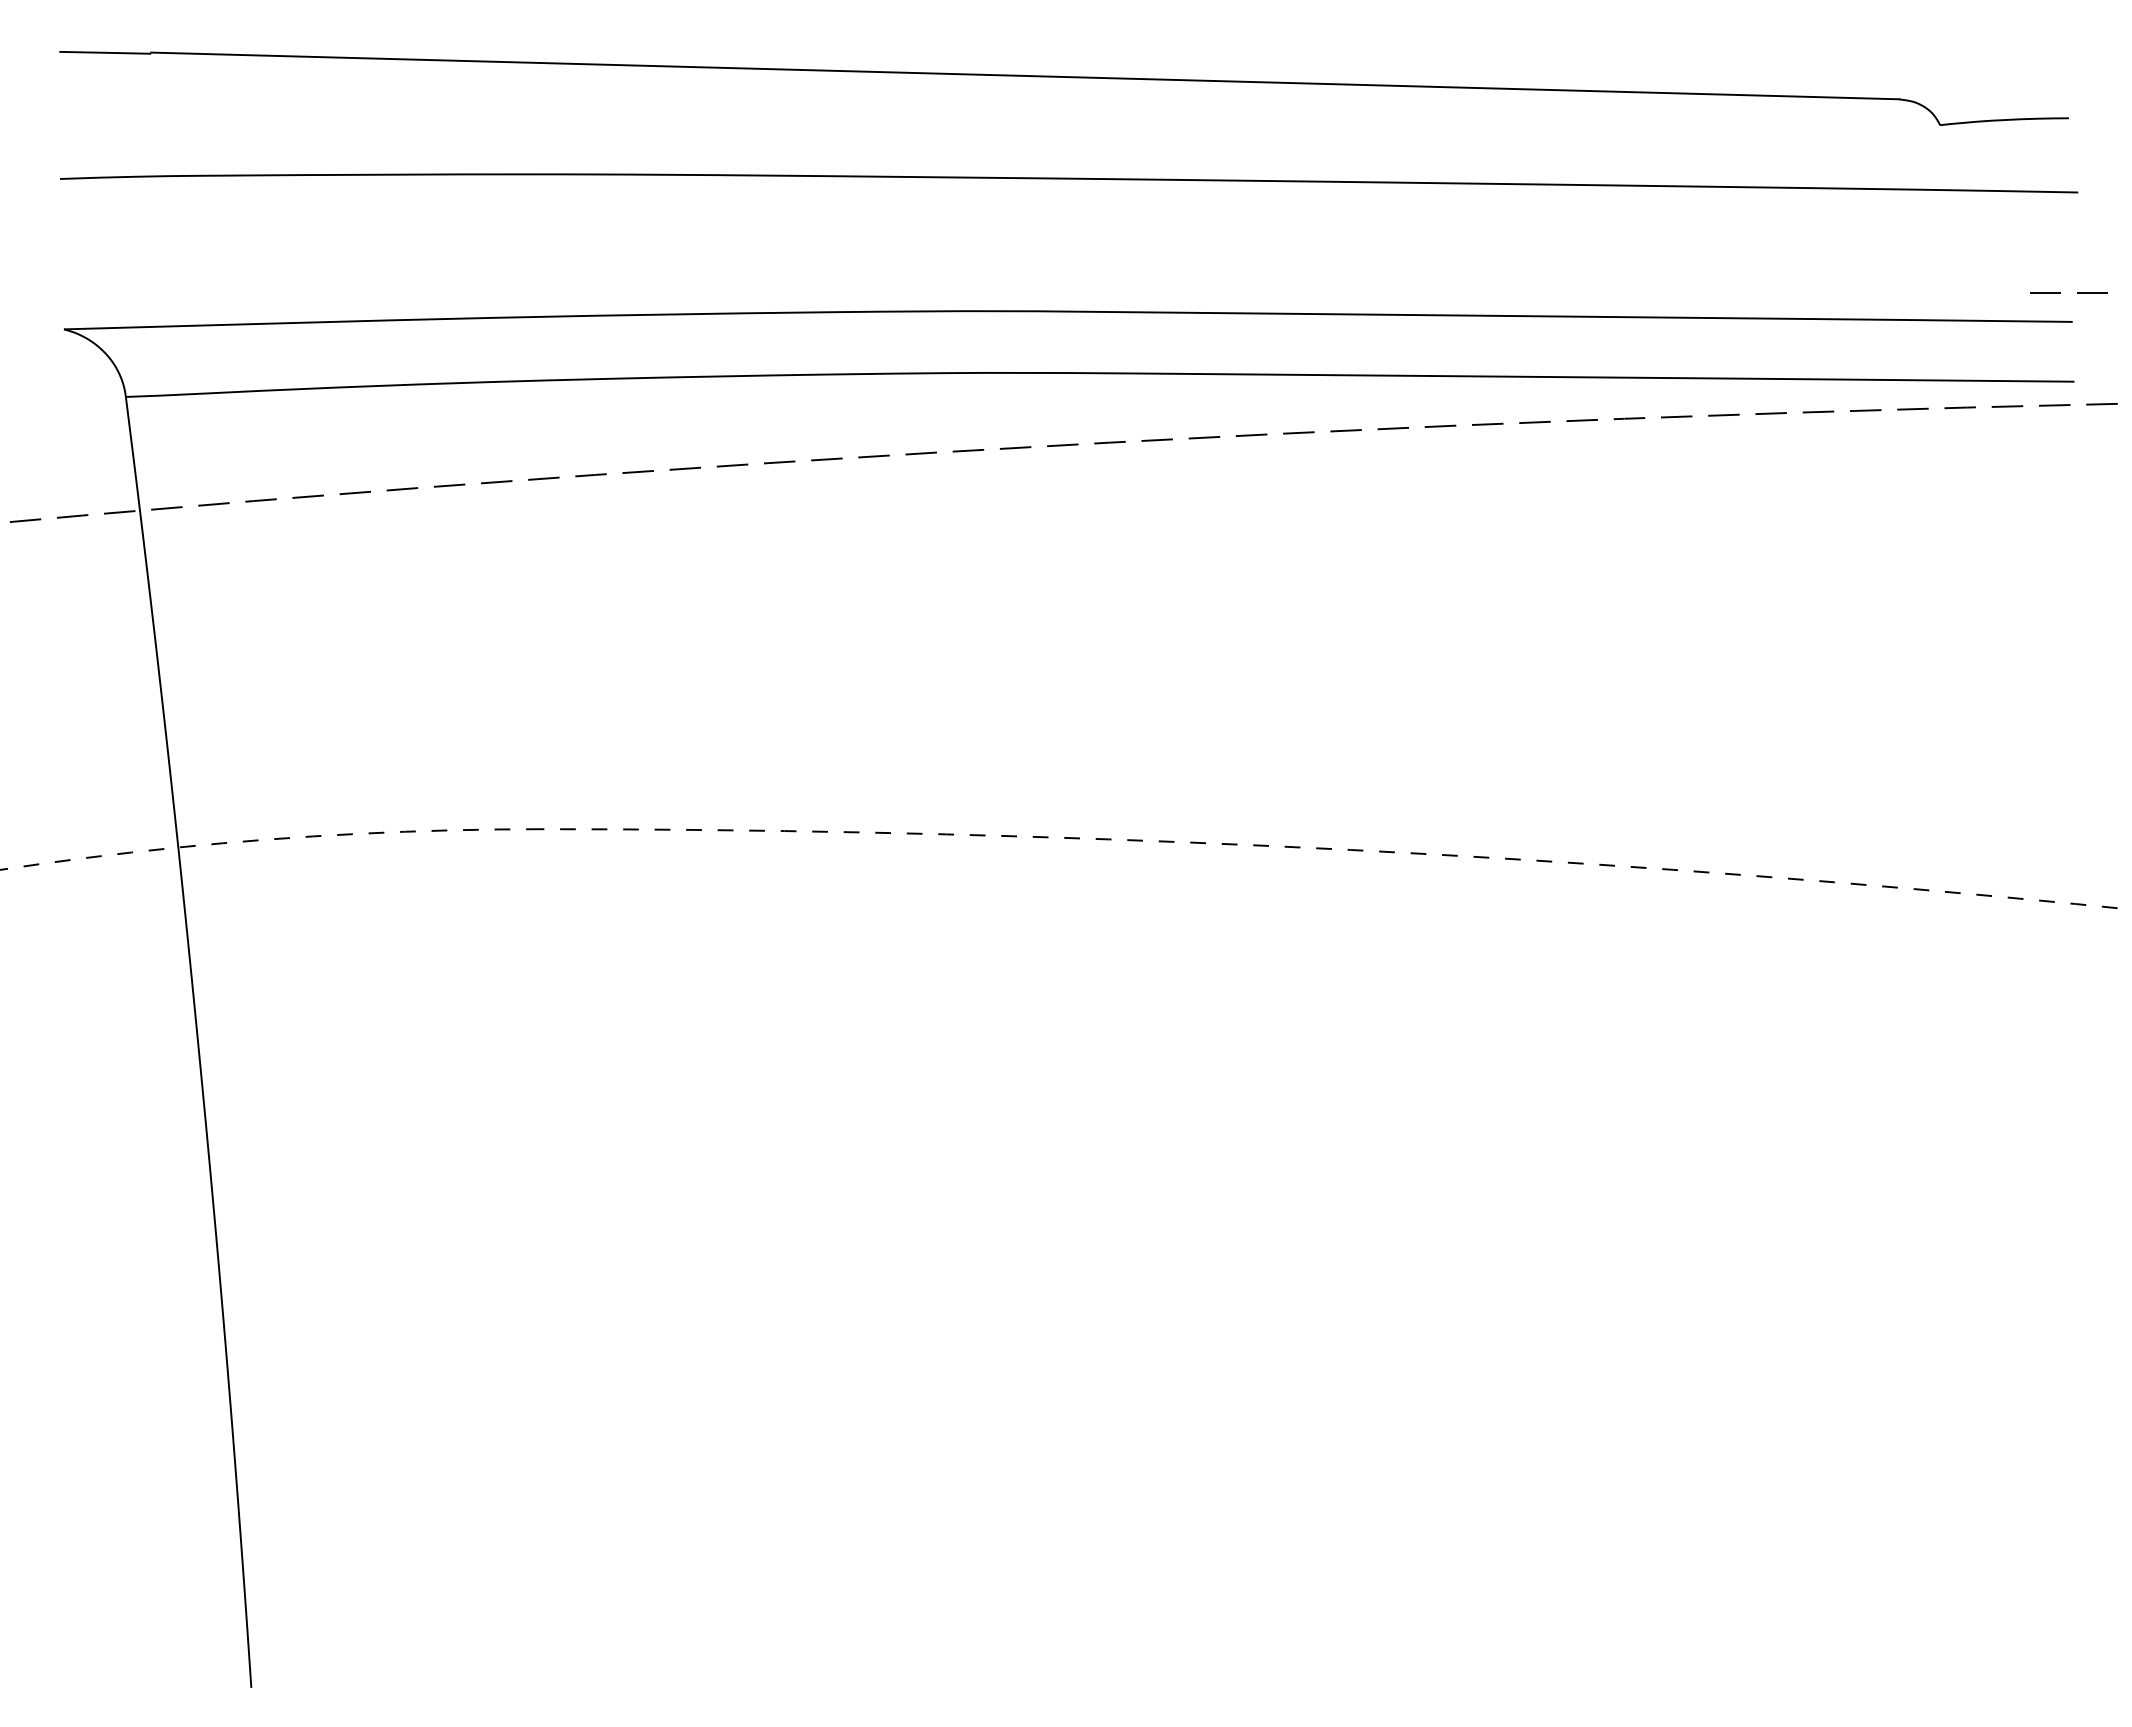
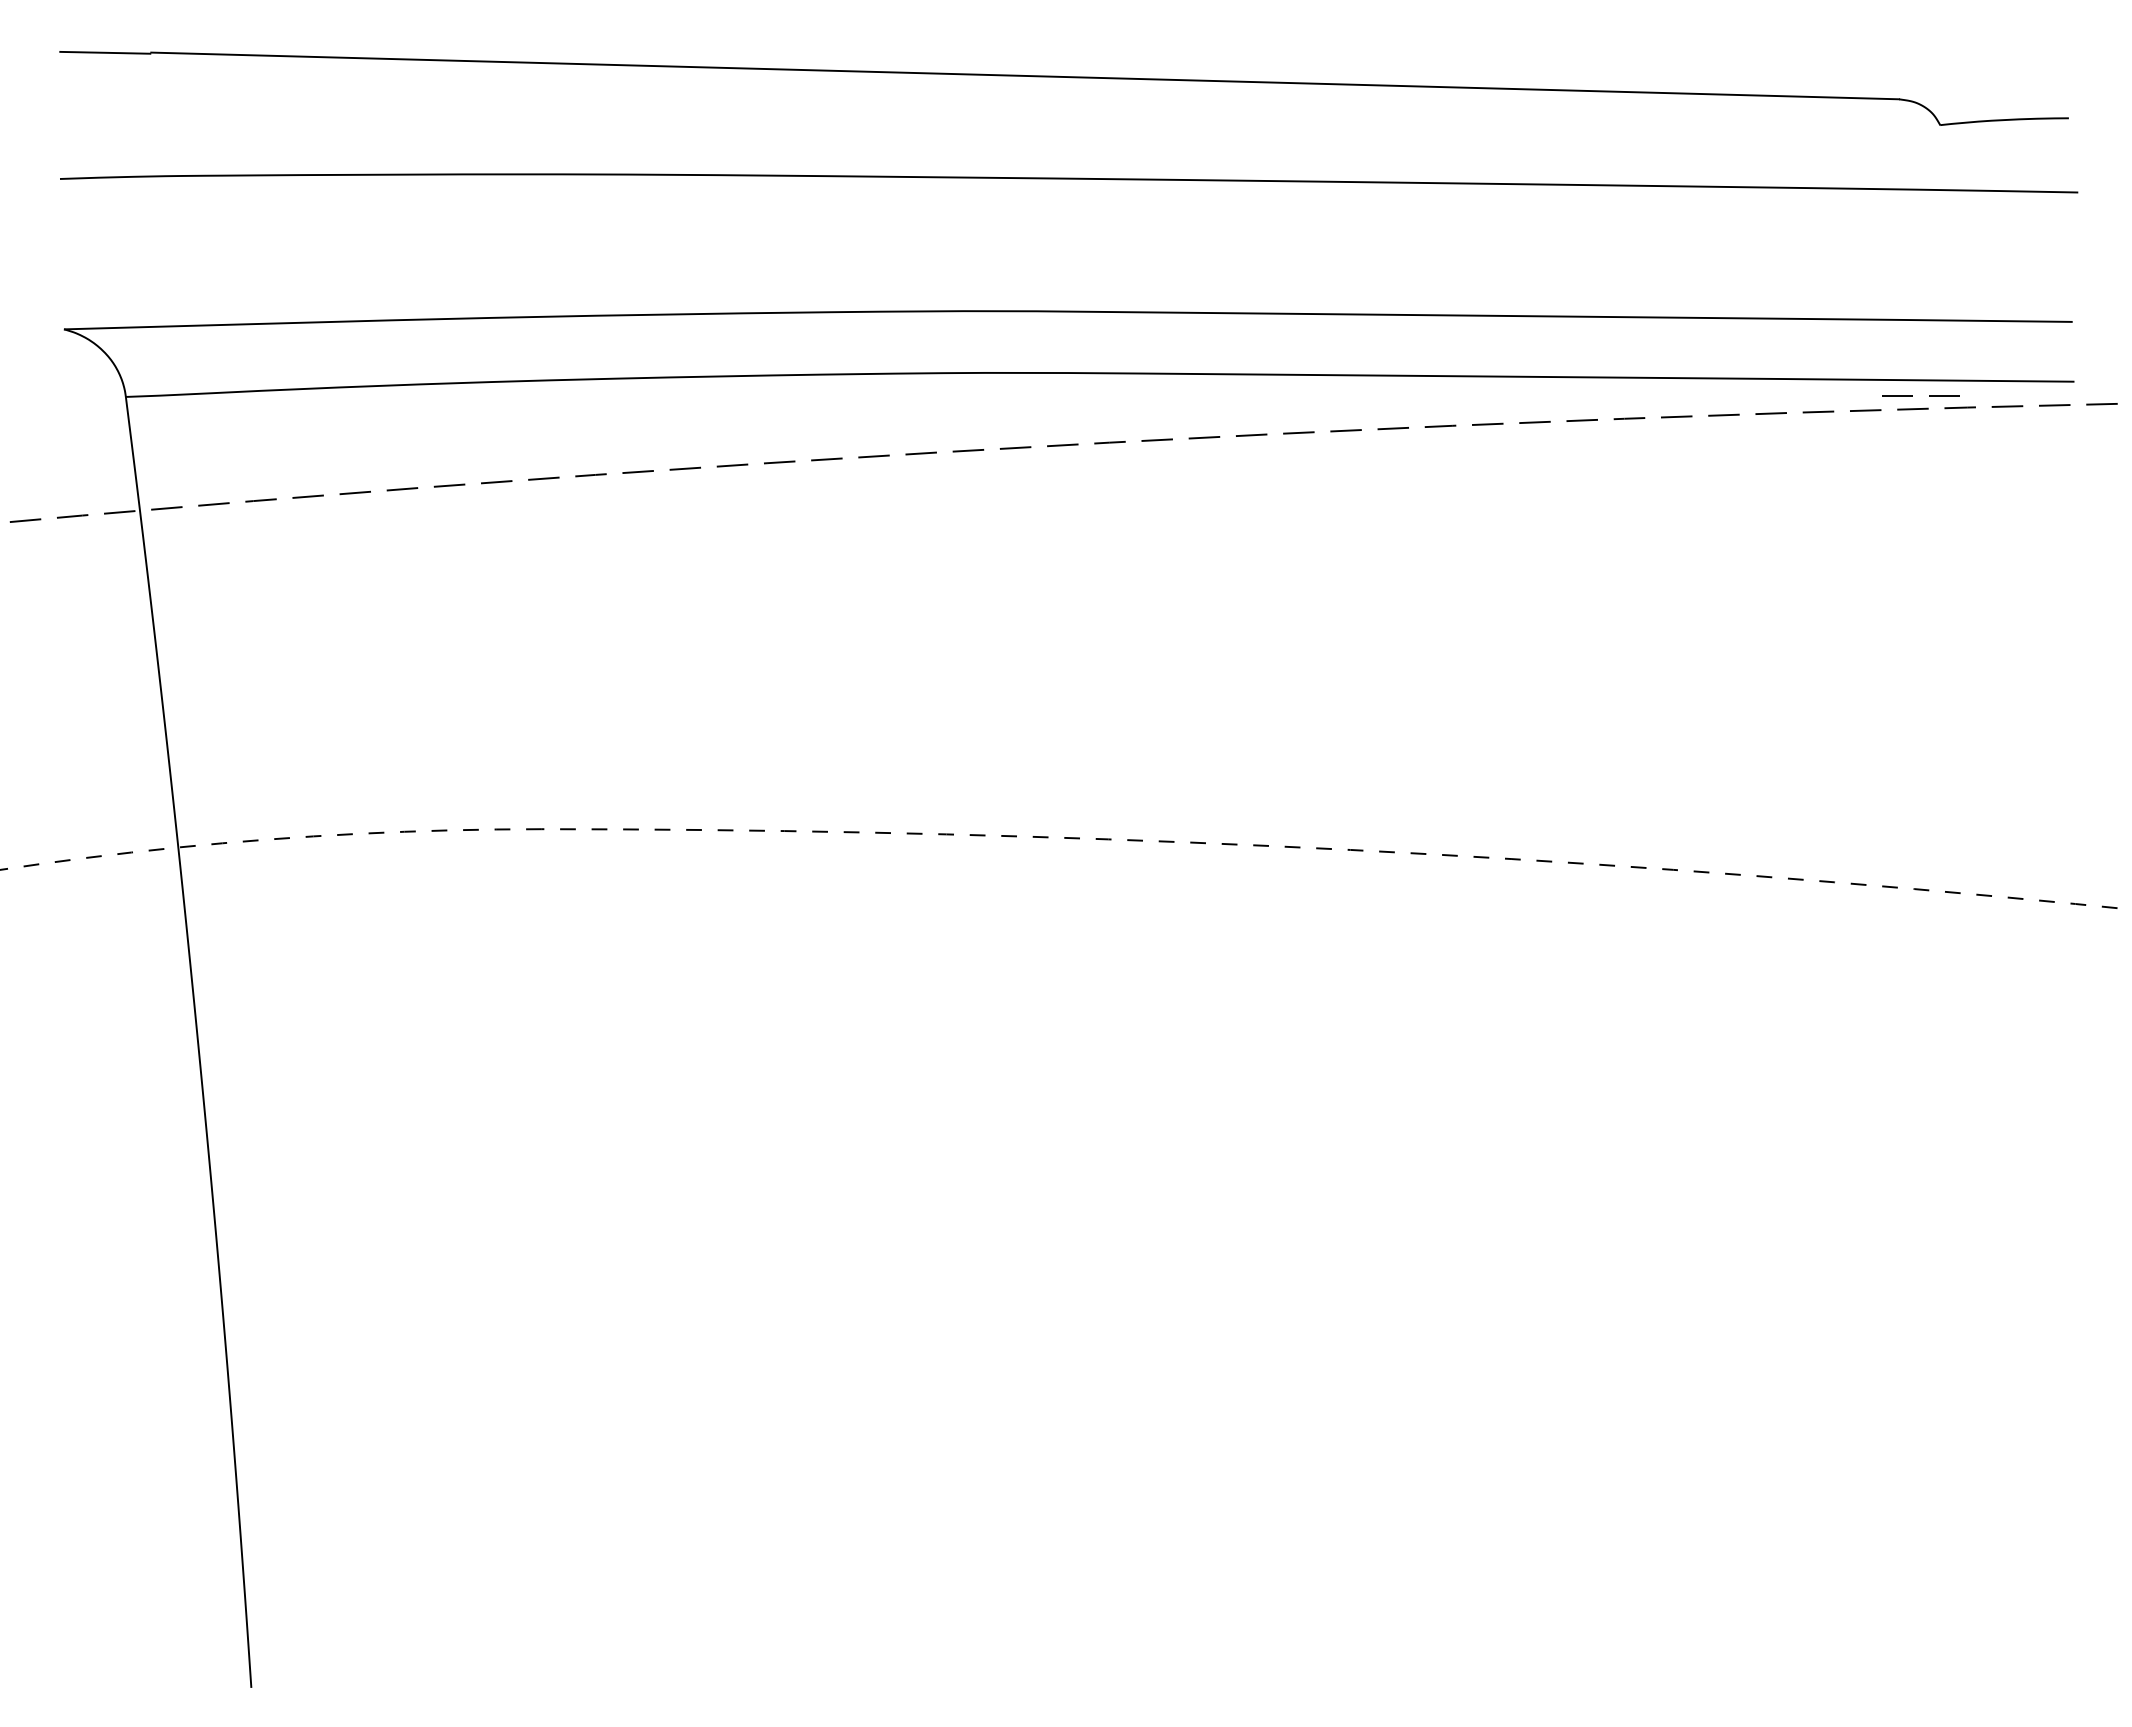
line position: (2060, 292) -> (1912, 395) (1912, 395)
